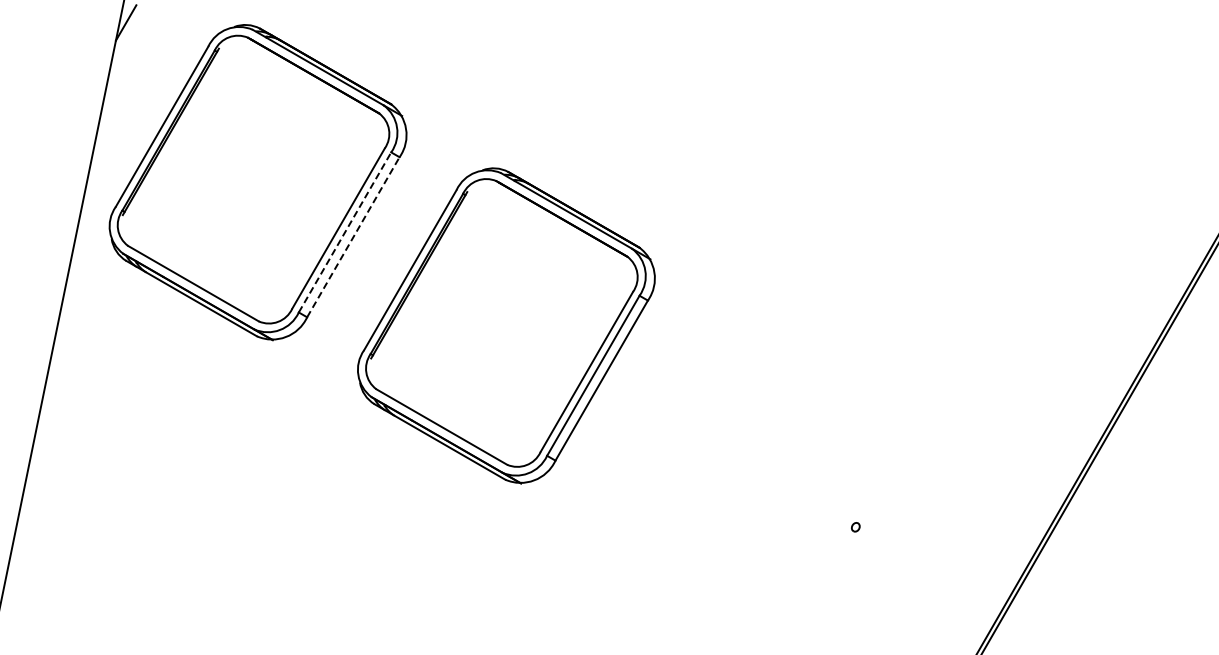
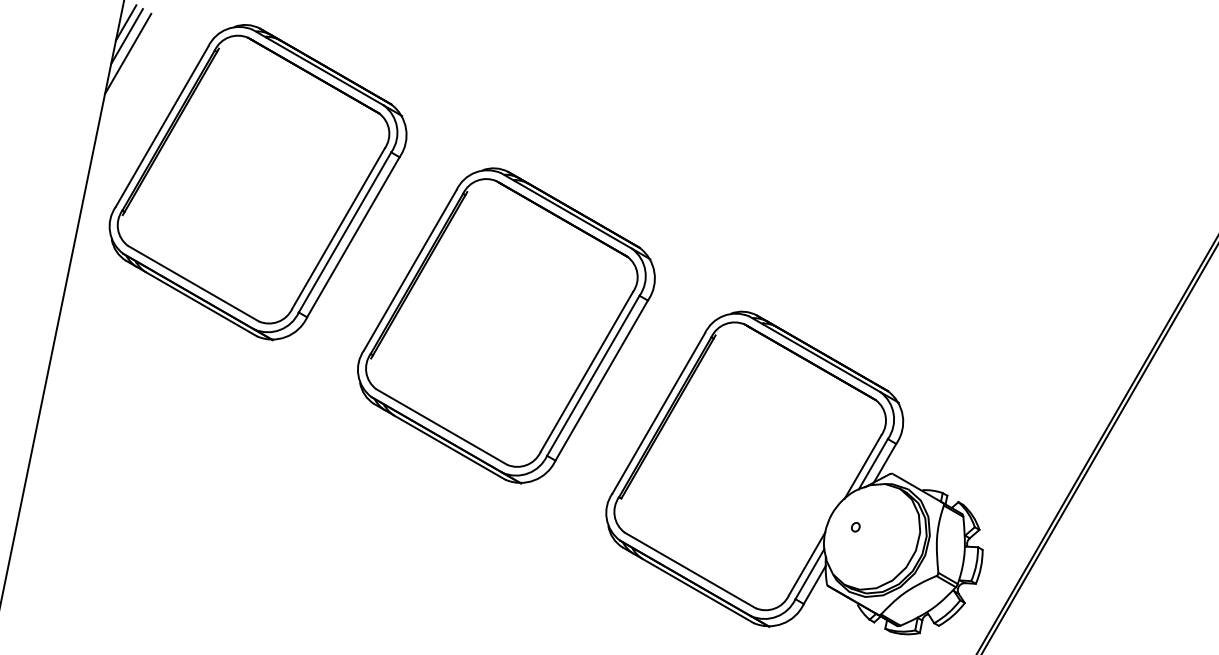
line: none -> present (126, 36)
line: none -> present (128, 53)
line: dashed -> solid (345, 232)
line: dashed -> solid (353, 236)
part: none -> present (794, 472)
